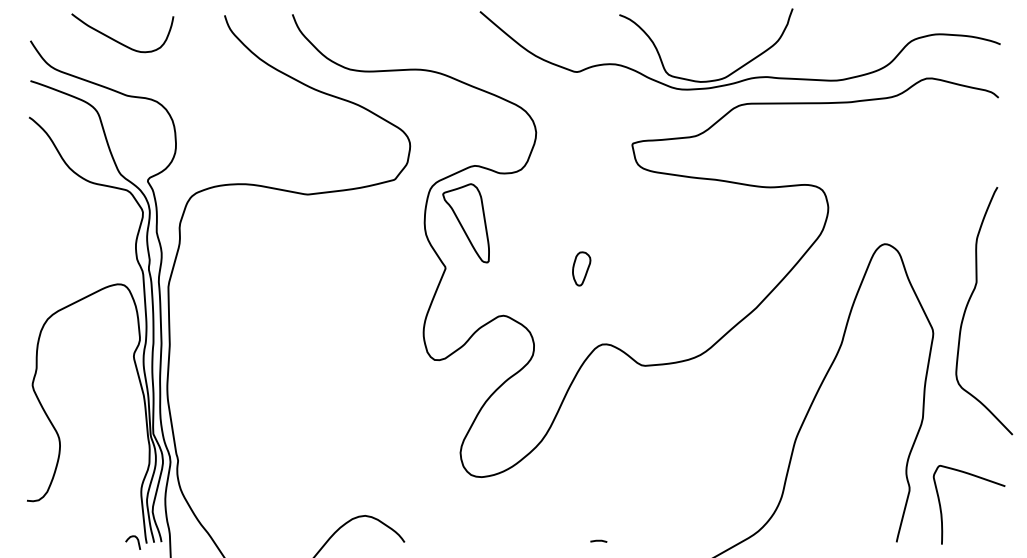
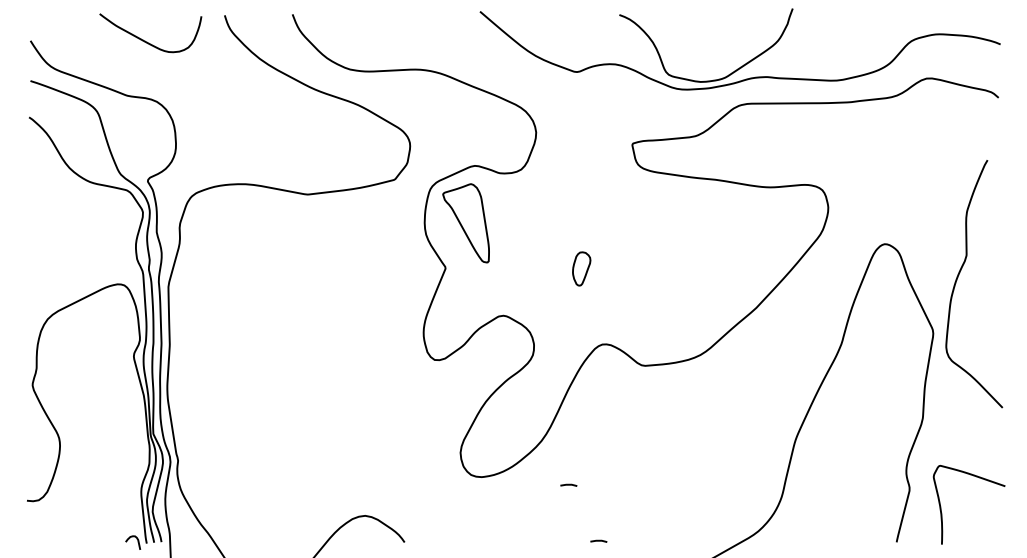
curve position: (119, 41) -> (147, 41) (147, 41)
curve position: (968, 304) -> (958, 277) (958, 277)
line: none -> present (568, 484)
